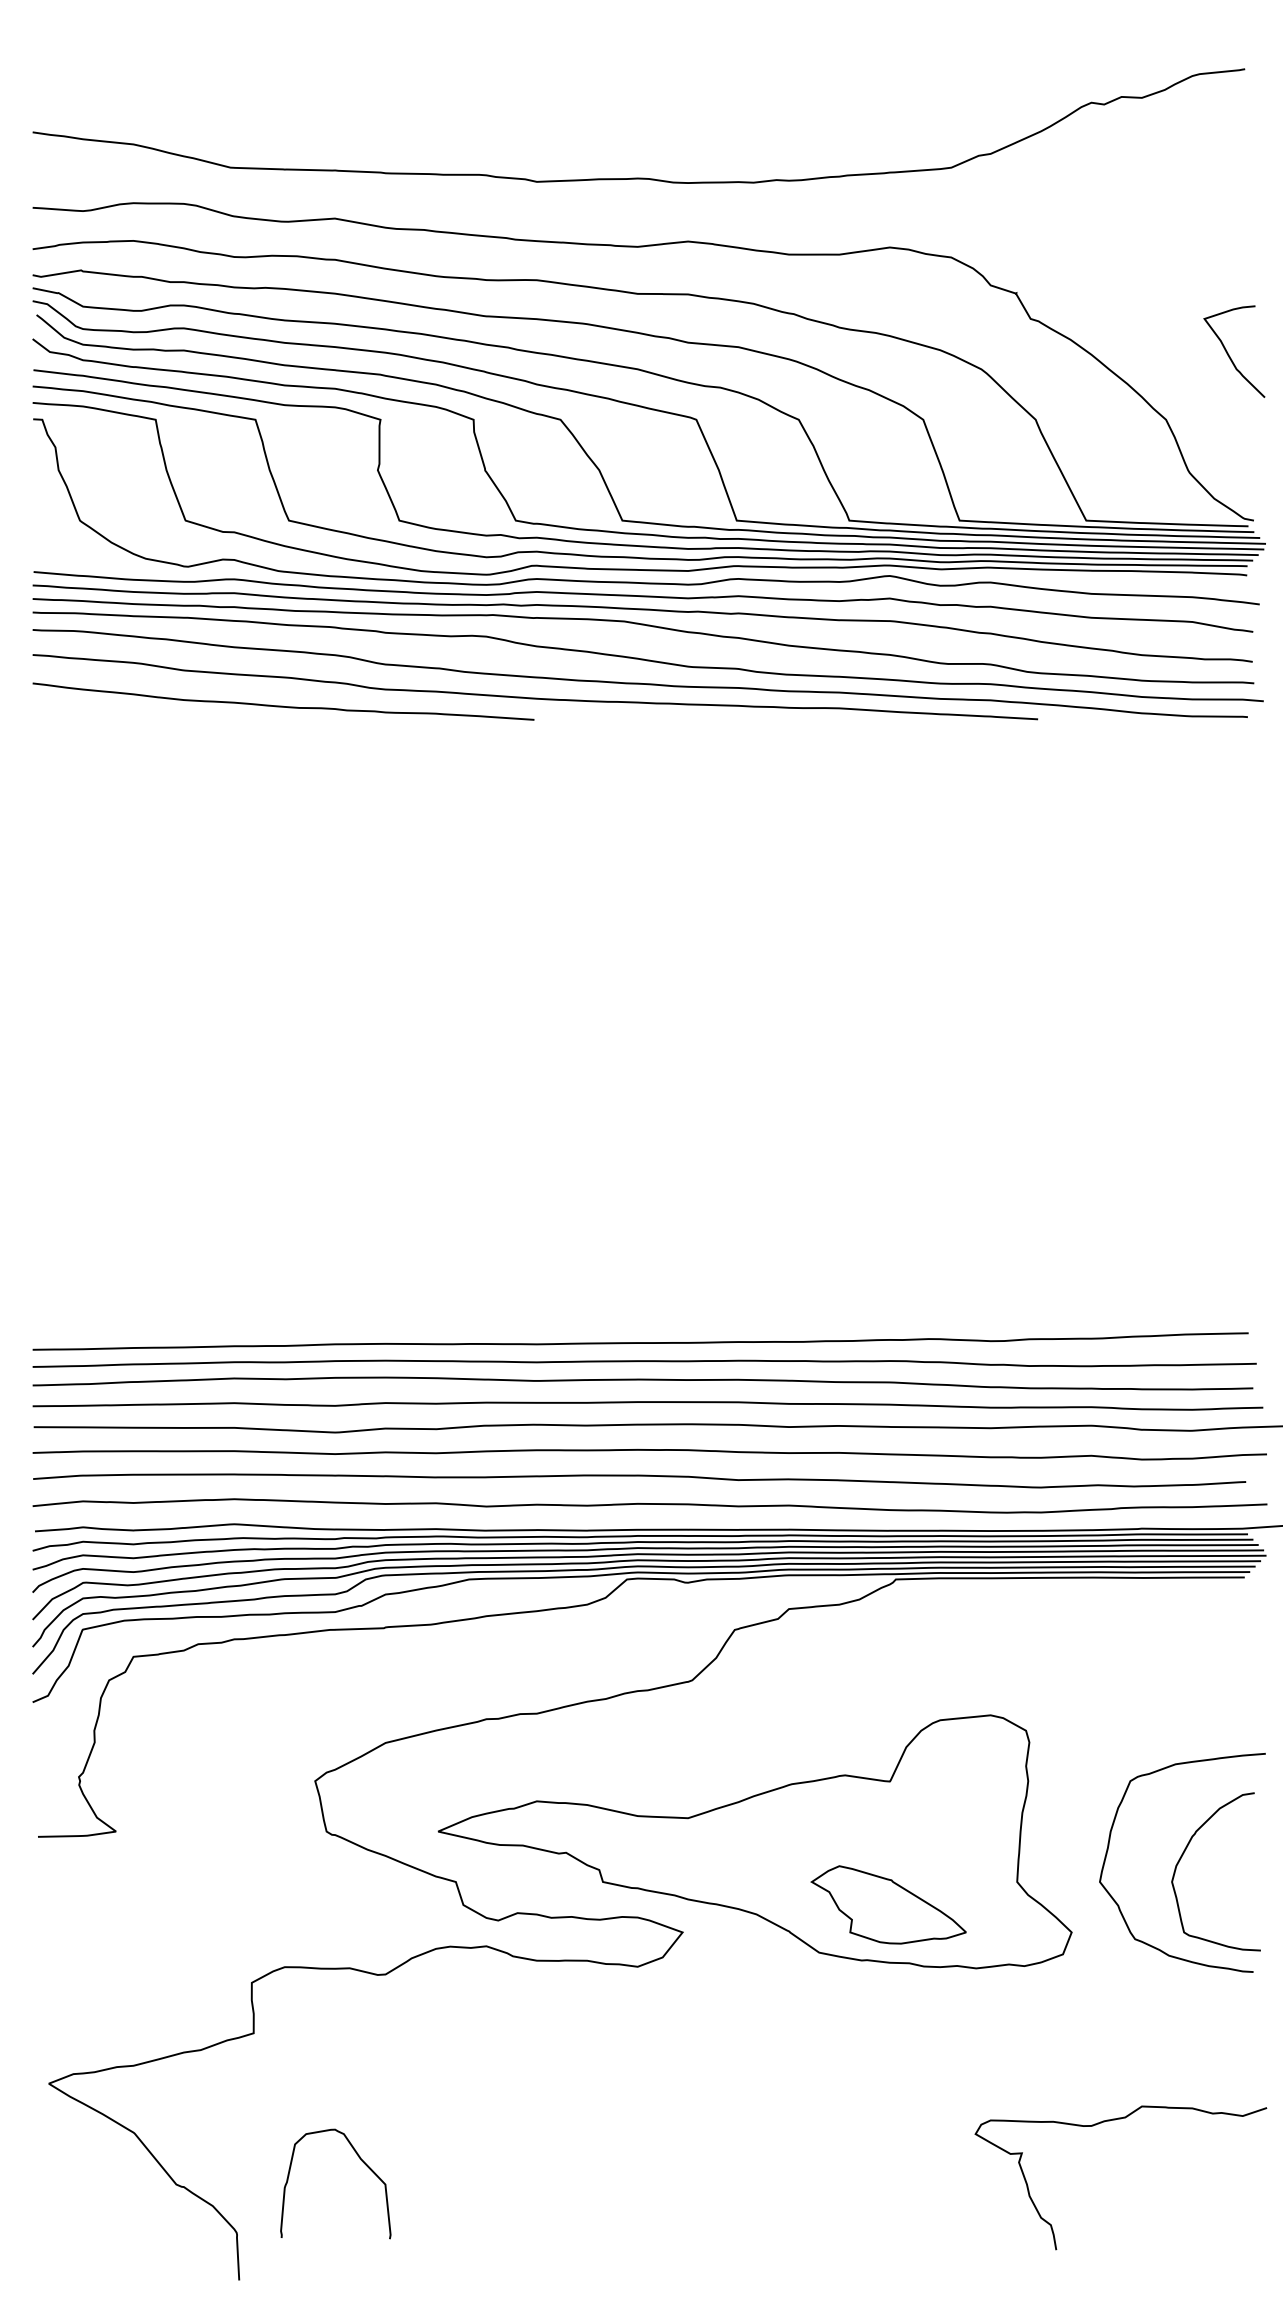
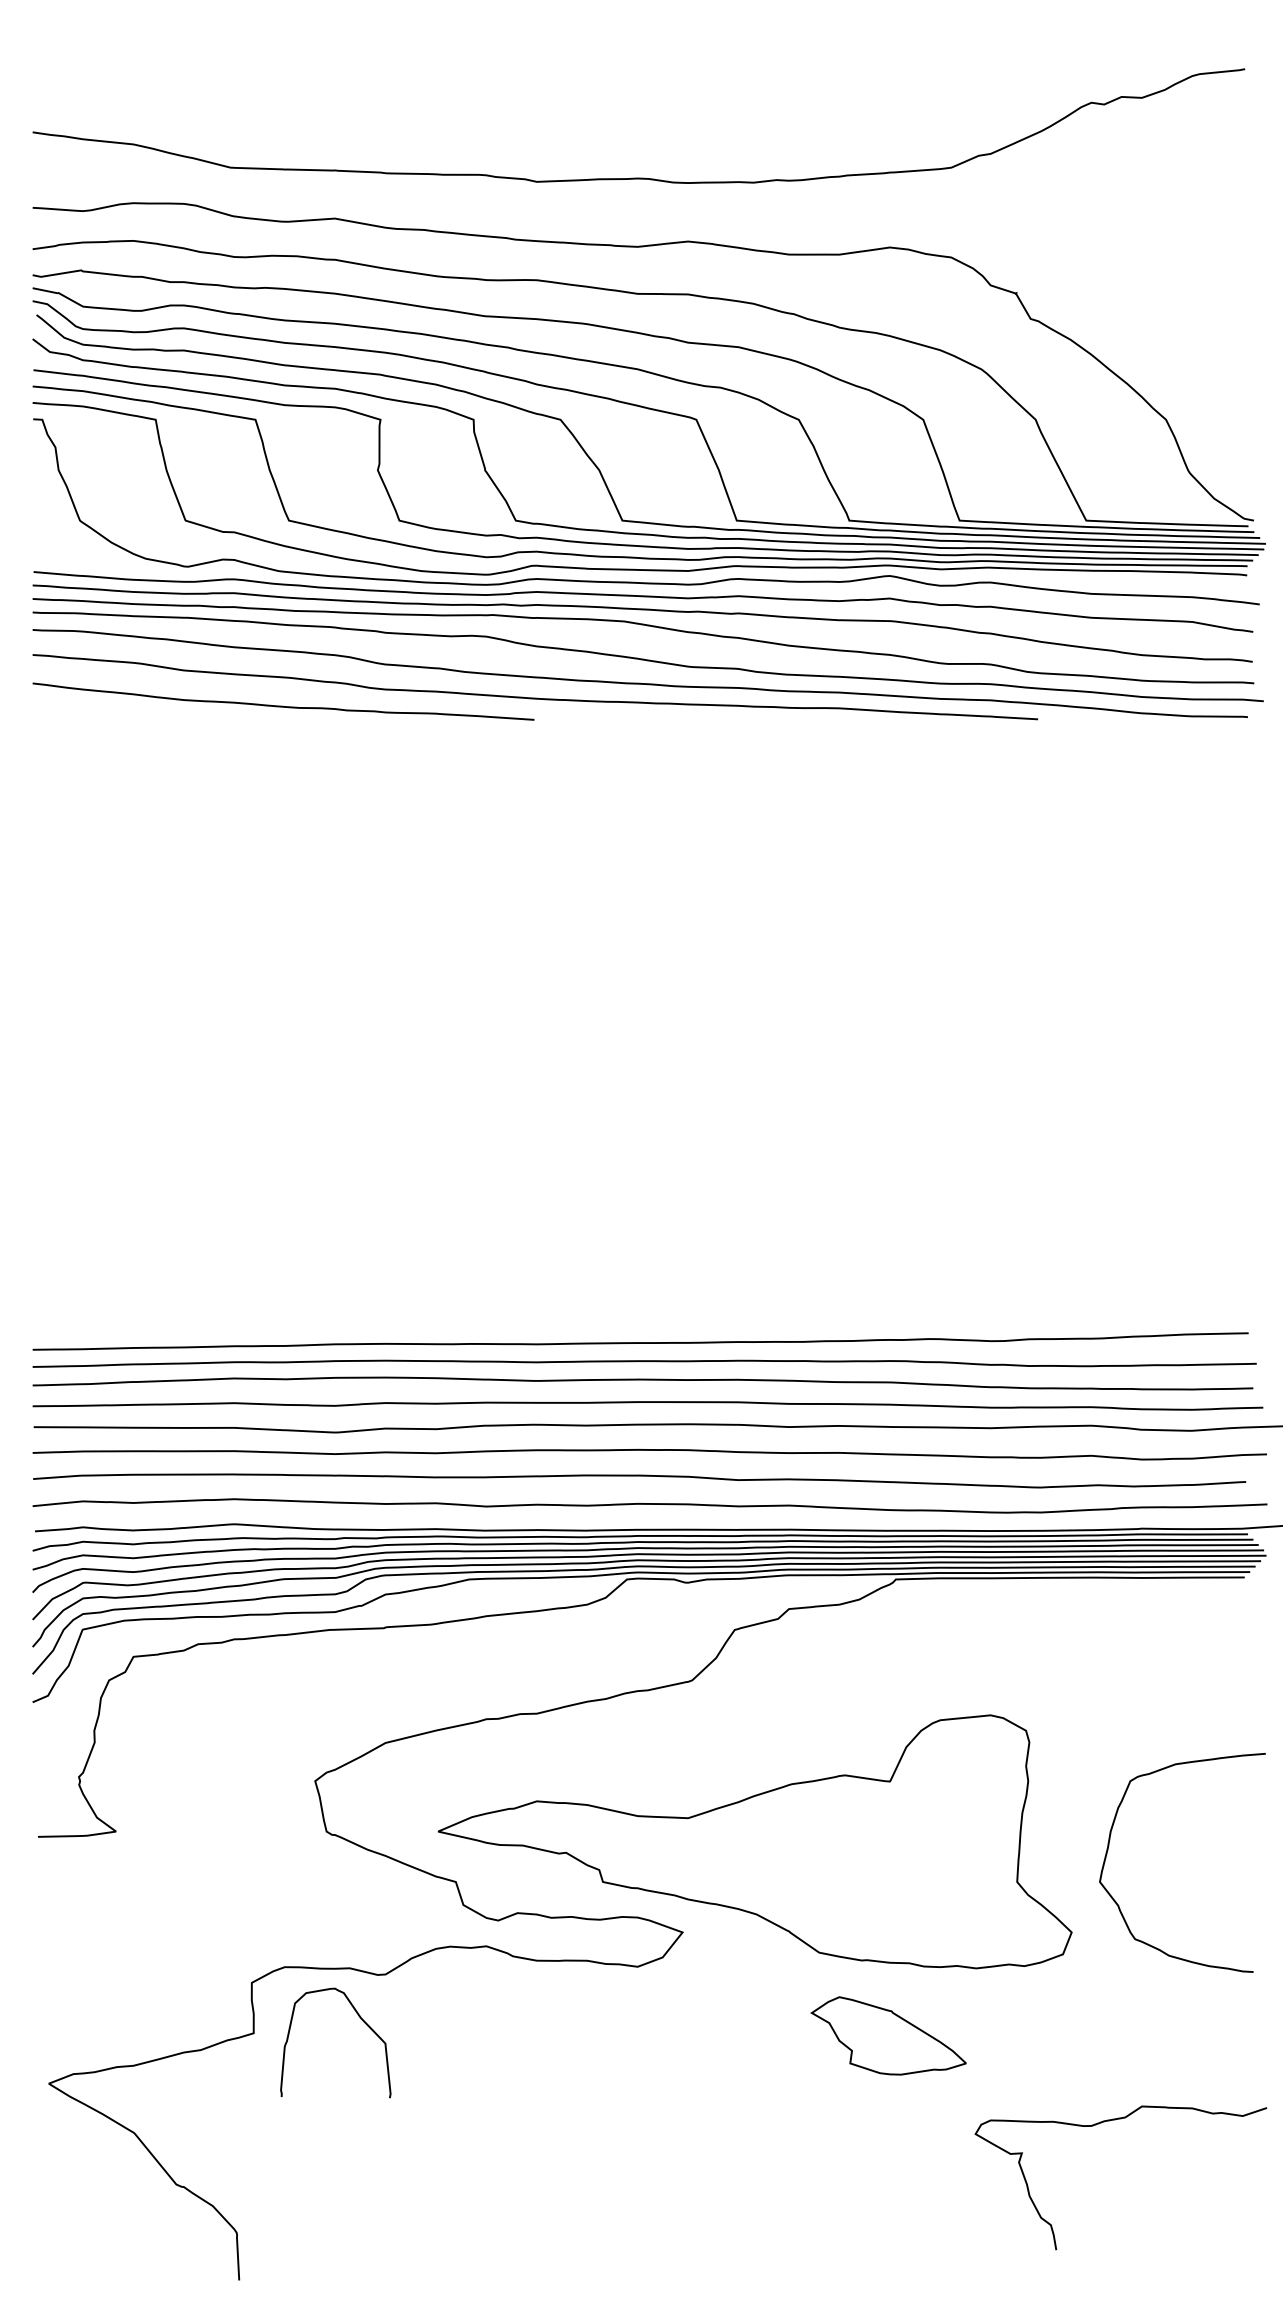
curve: present -> none (1229, 354)
curve: present -> none (1183, 1855)
part position: (888, 1904) -> (888, 2035) (888, 2035)
curve position: (361, 2161) -> (361, 2020) (361, 2020)
